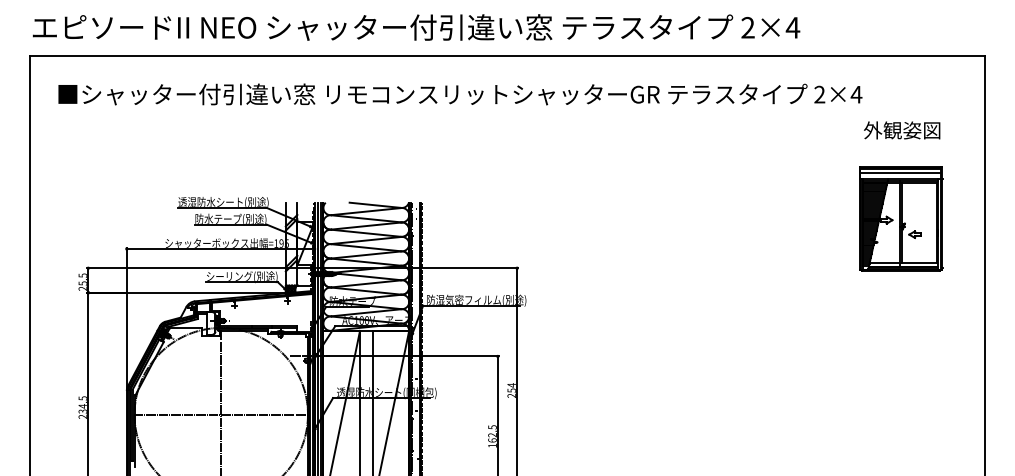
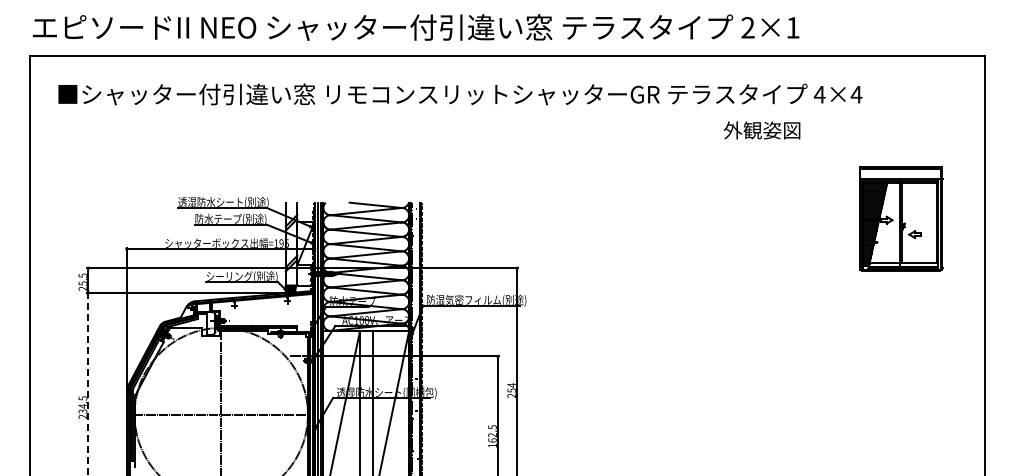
text: 2×4 -> 2×1 (792, 27)
text: 2×4 -> 4×4 (819, 94)
text position: (902, 130) -> (762, 130) (762, 130)
line: present -> none (900, 172)
line: solid -> dashed (88, 383)
